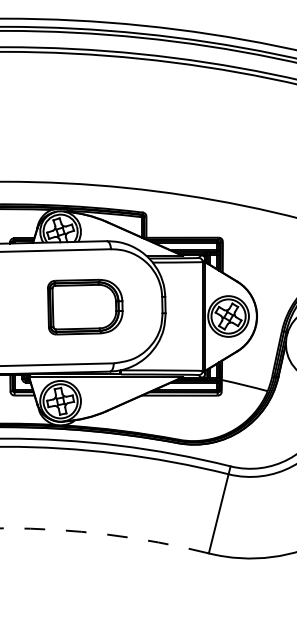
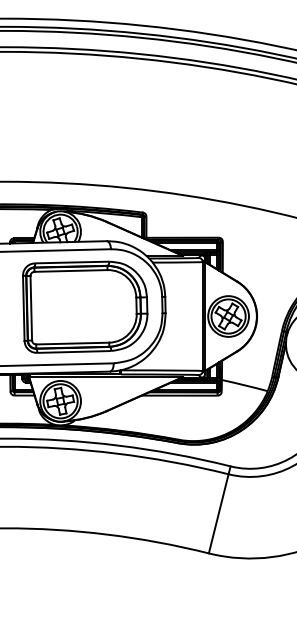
part size: 77x58 px -> 127x94 px (85, 306)
arc: dashed -> solid (105, 534)
